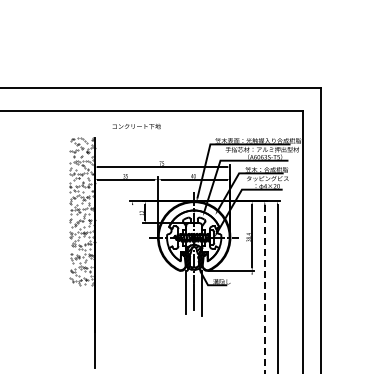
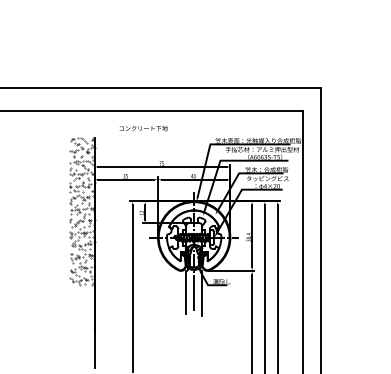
text position: (136, 126) -> (143, 128) (143, 128)
line: none -> present (132, 287)
line: dashed -> solid (264, 289)
line: none -> present (252, 322)
